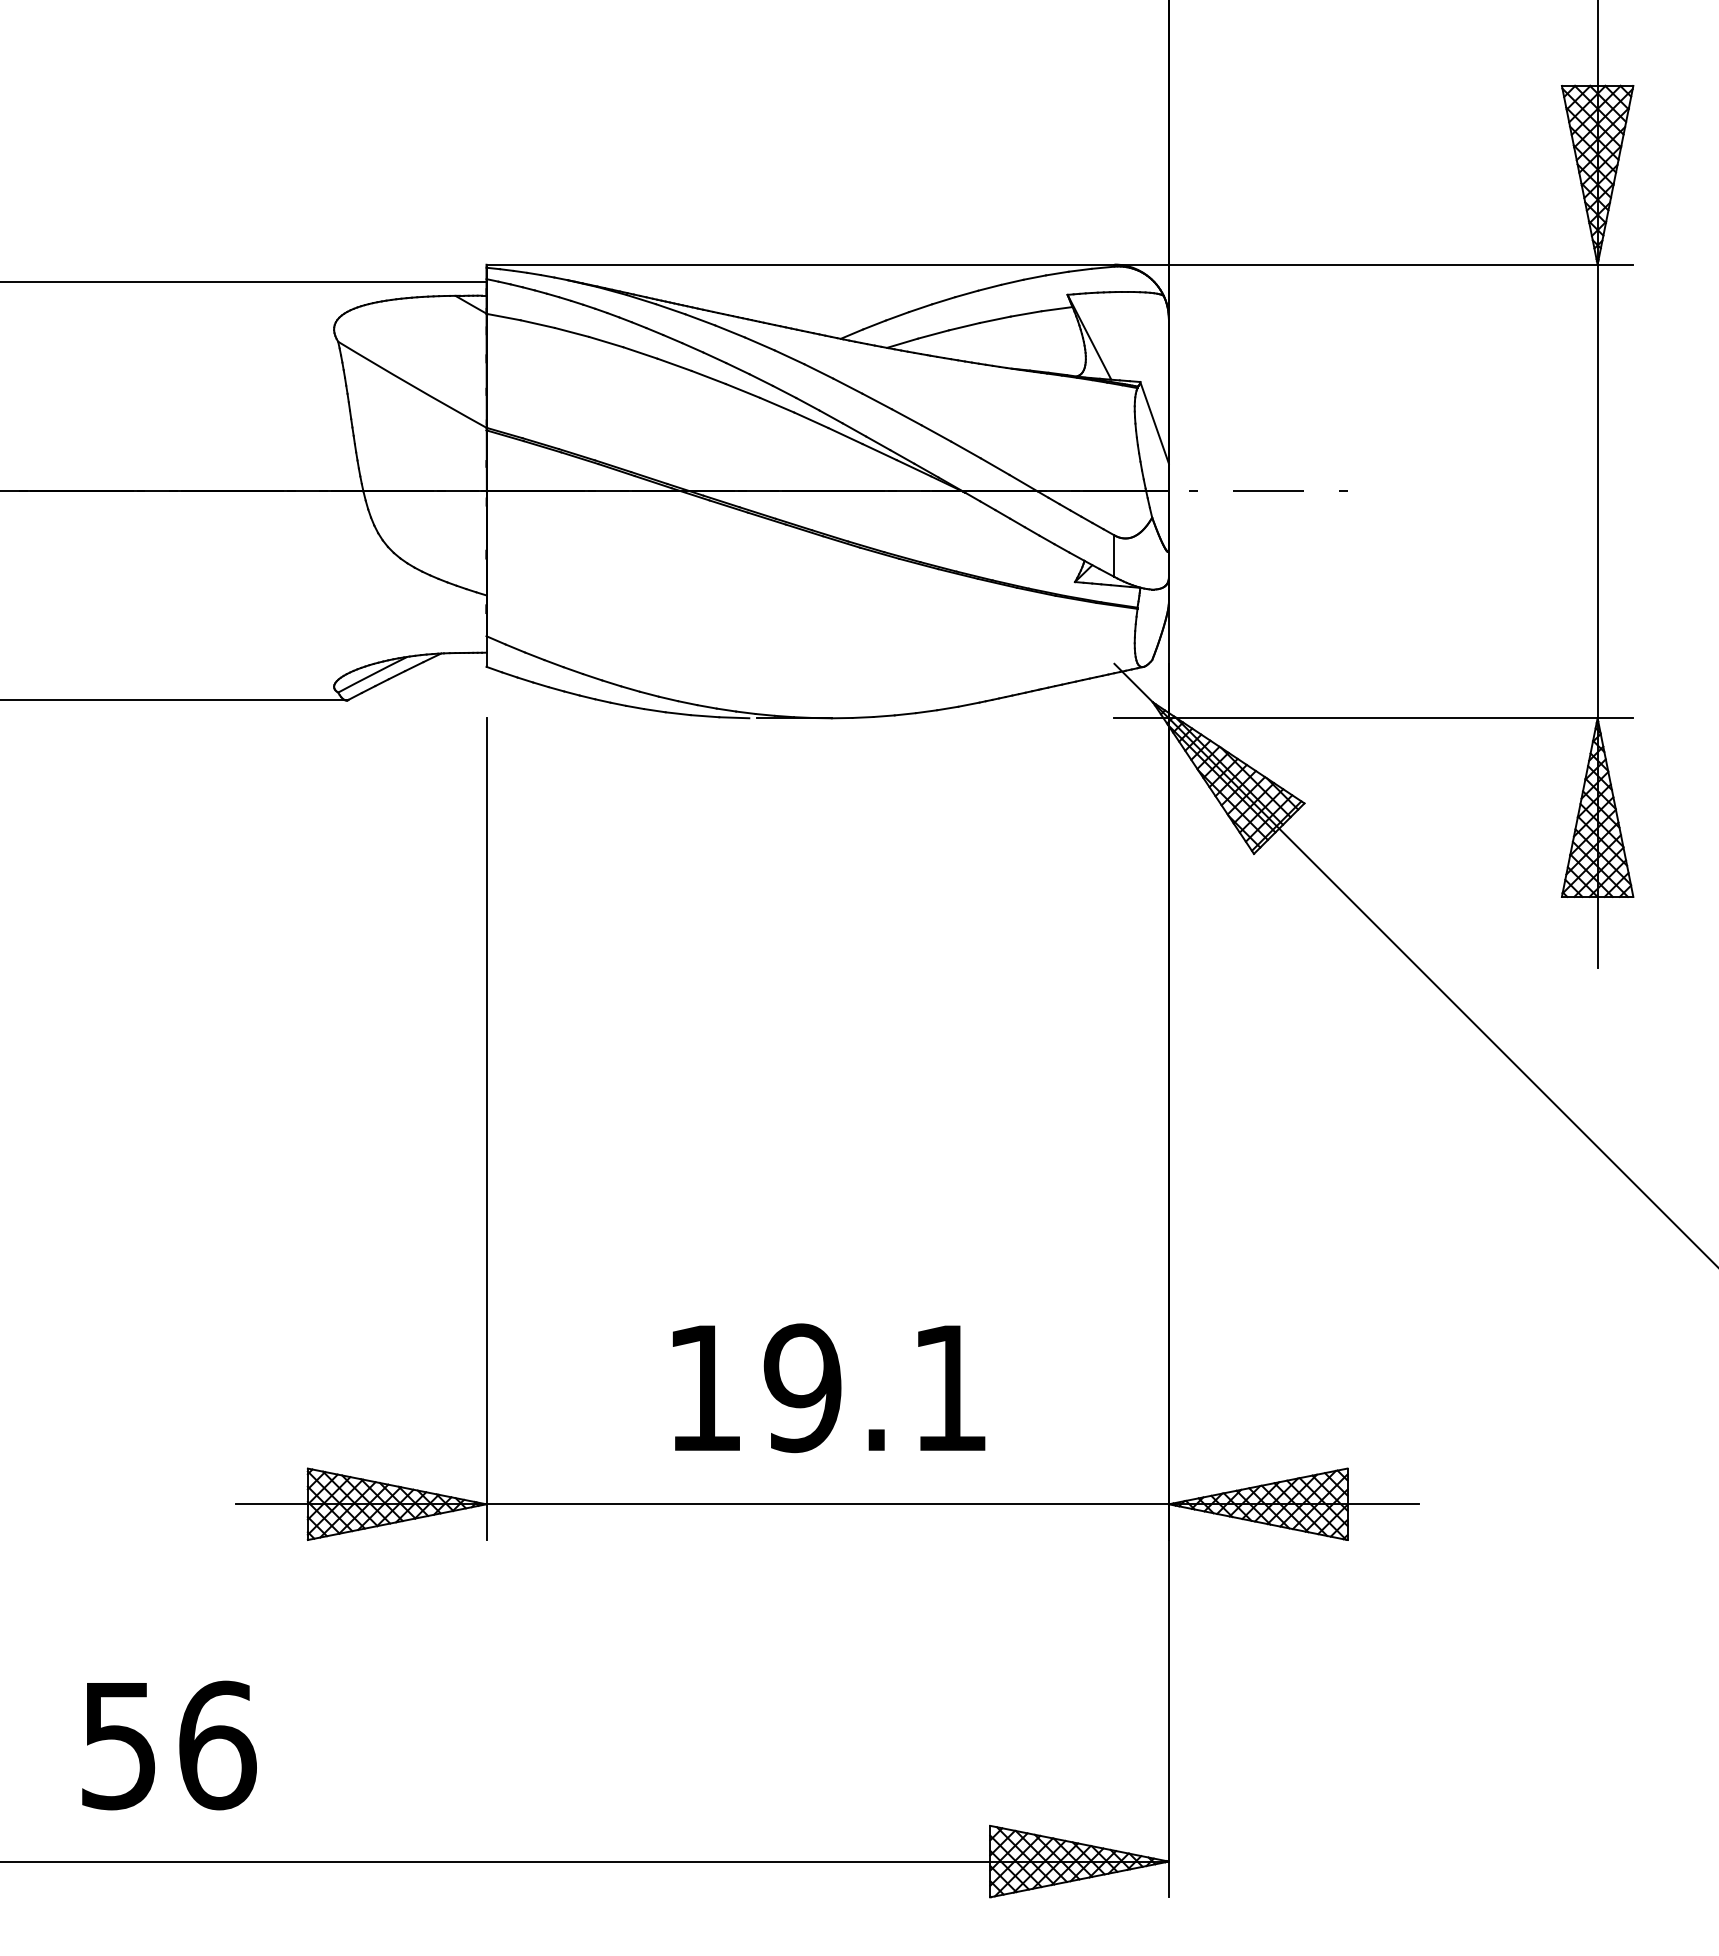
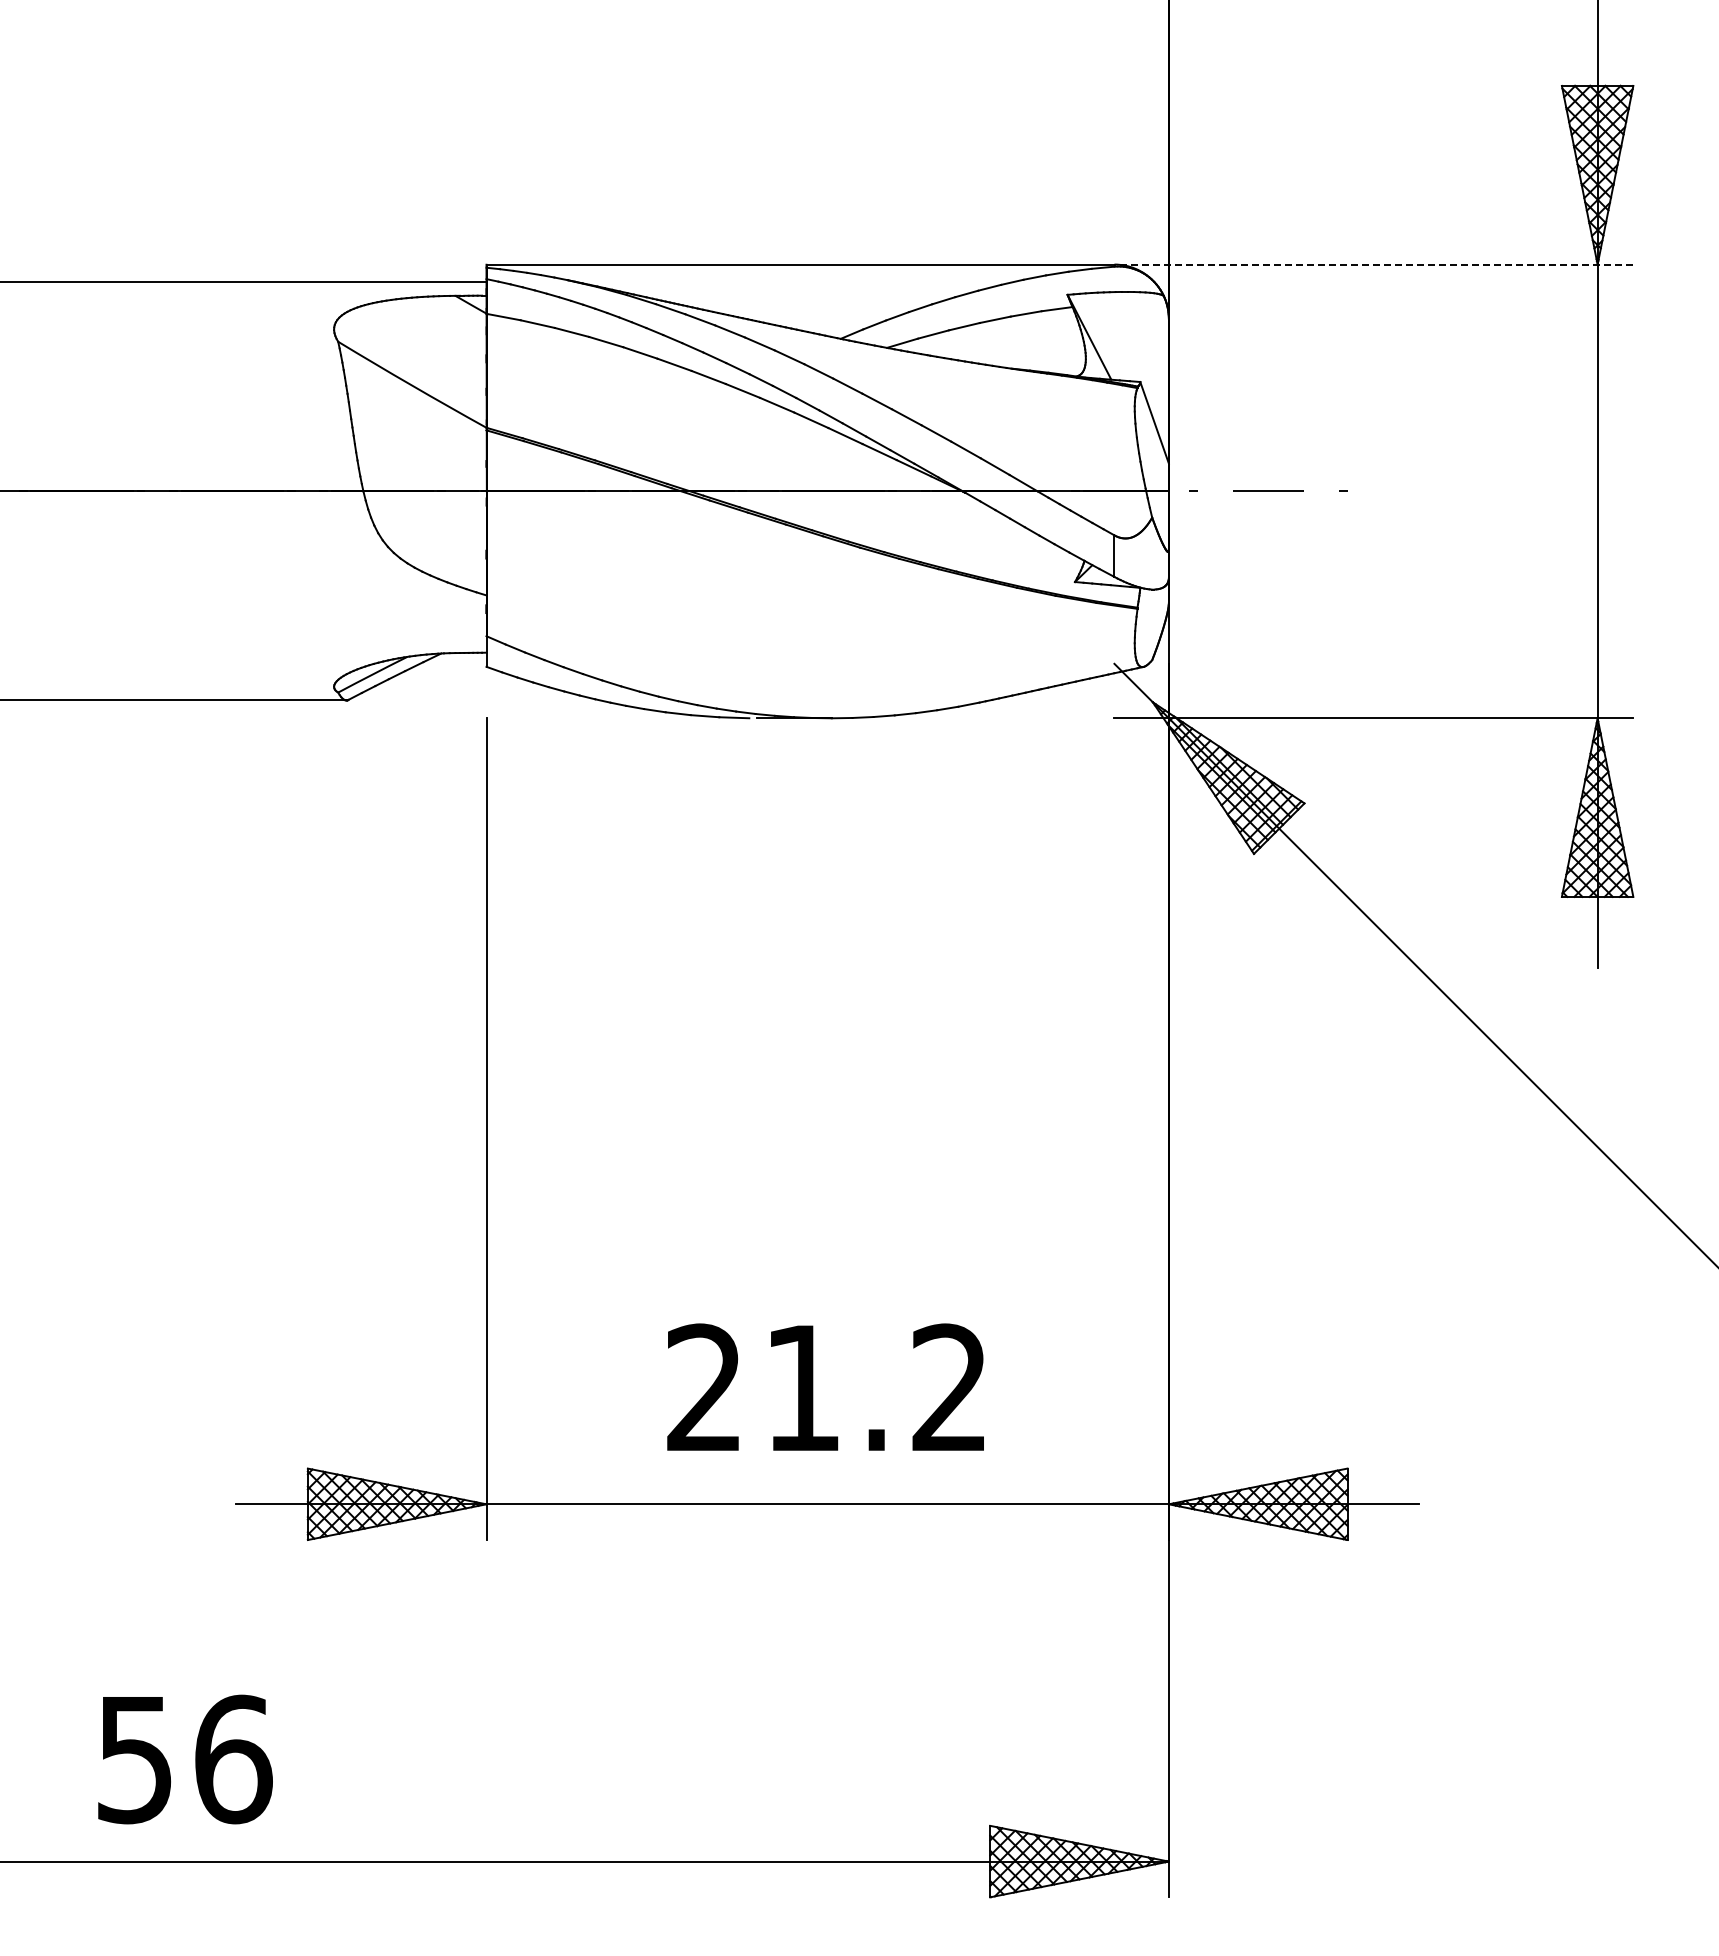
line: solid -> dashed (1373, 264)
text: 19.1 -> 21.2 (826, 1388)
text position: (169, 1745) -> (185, 1759) (185, 1759)
